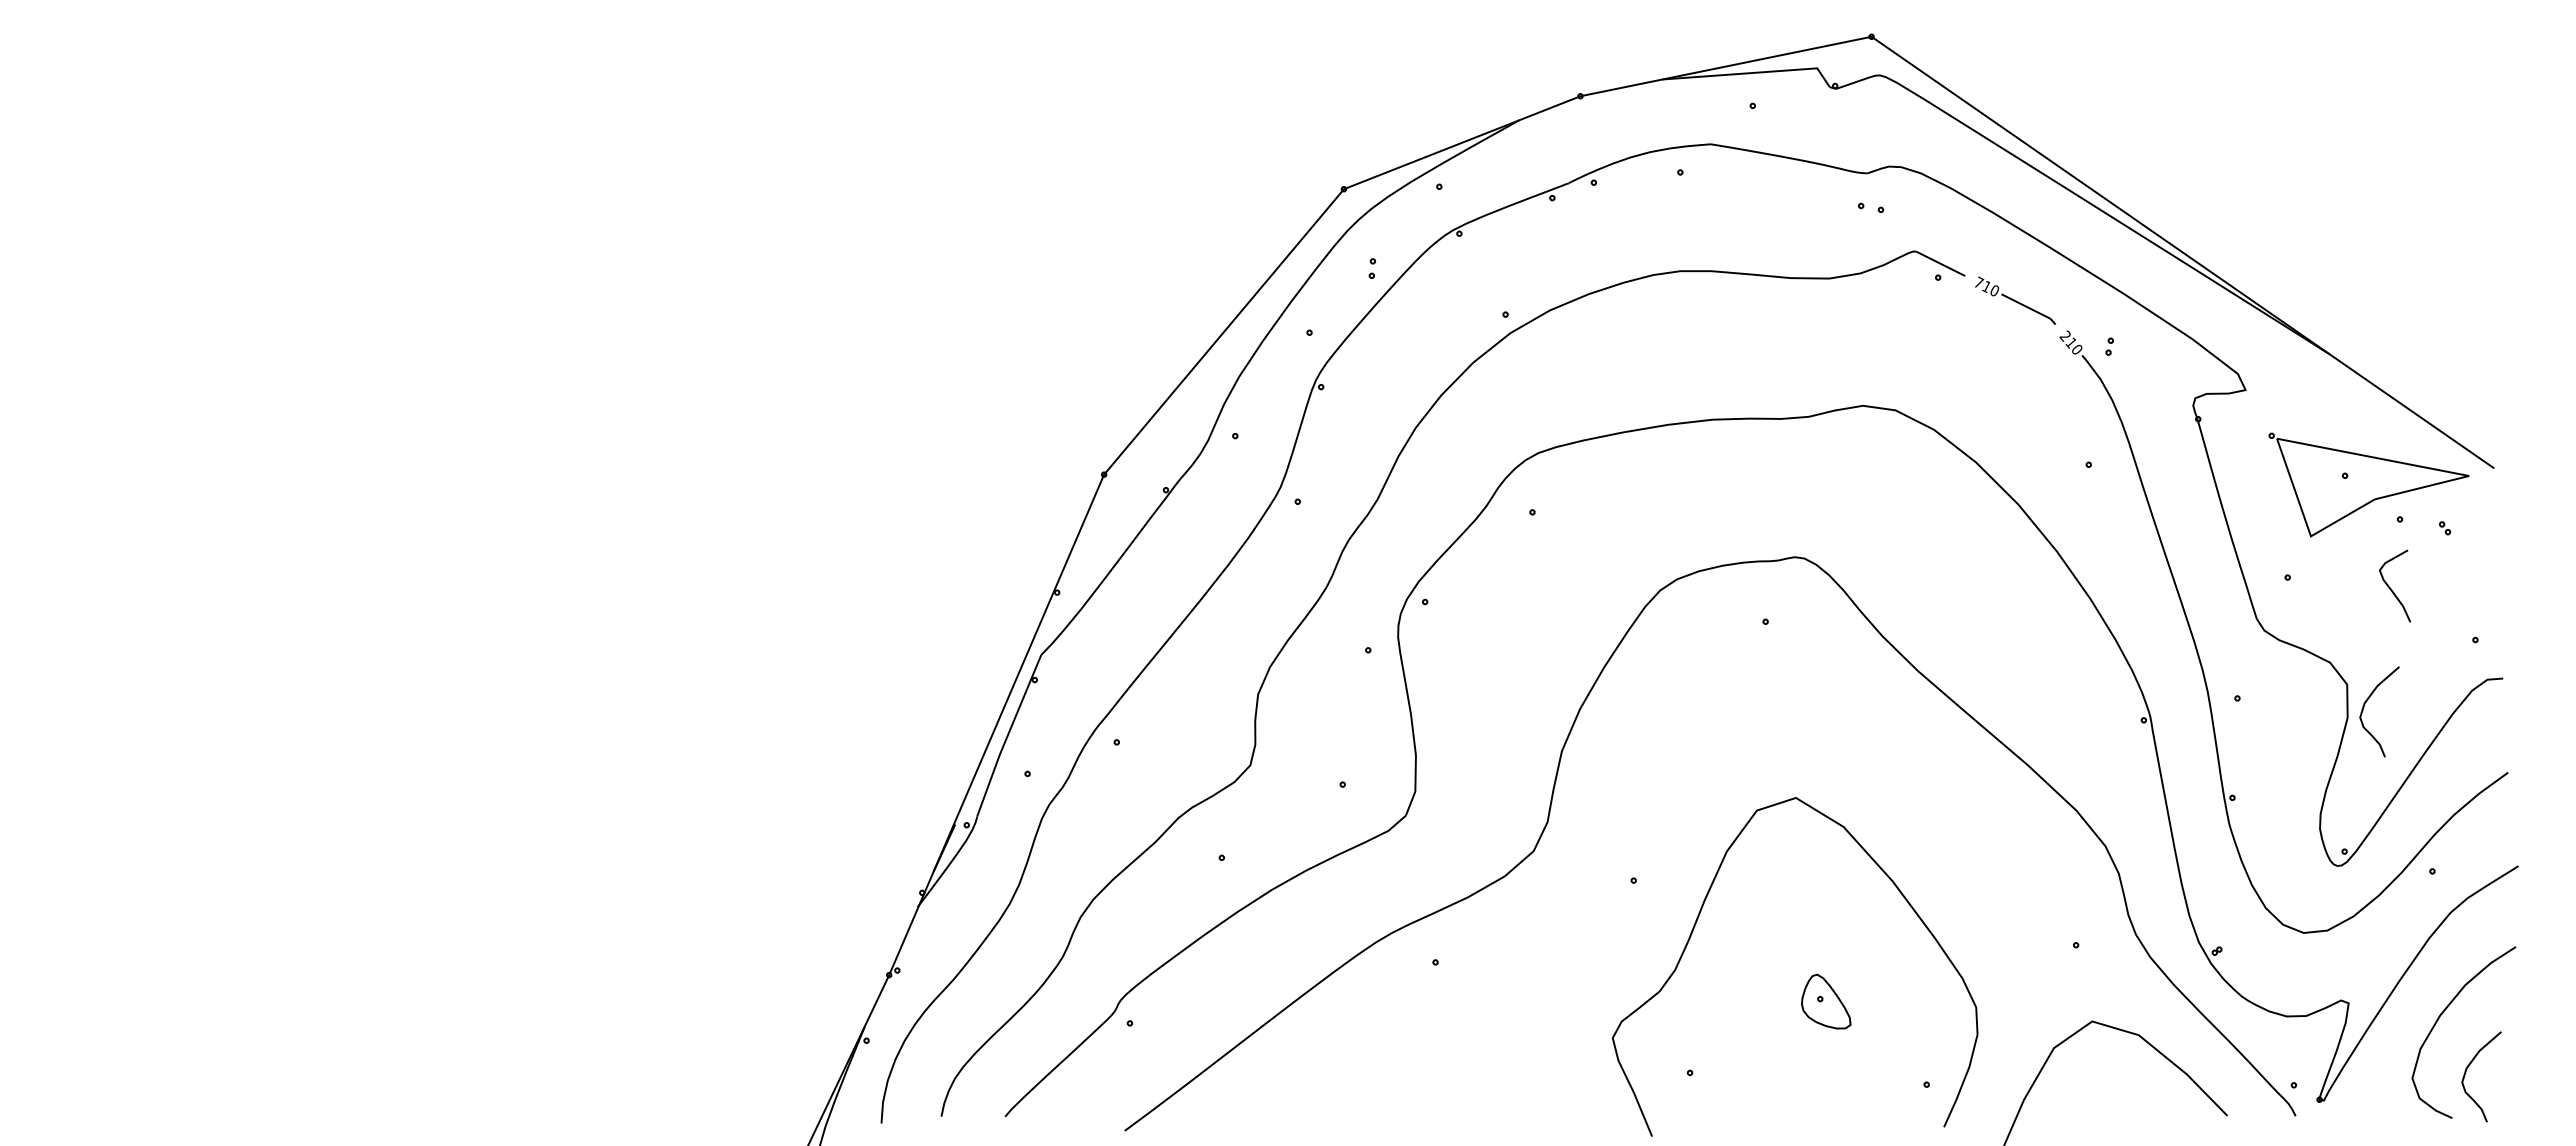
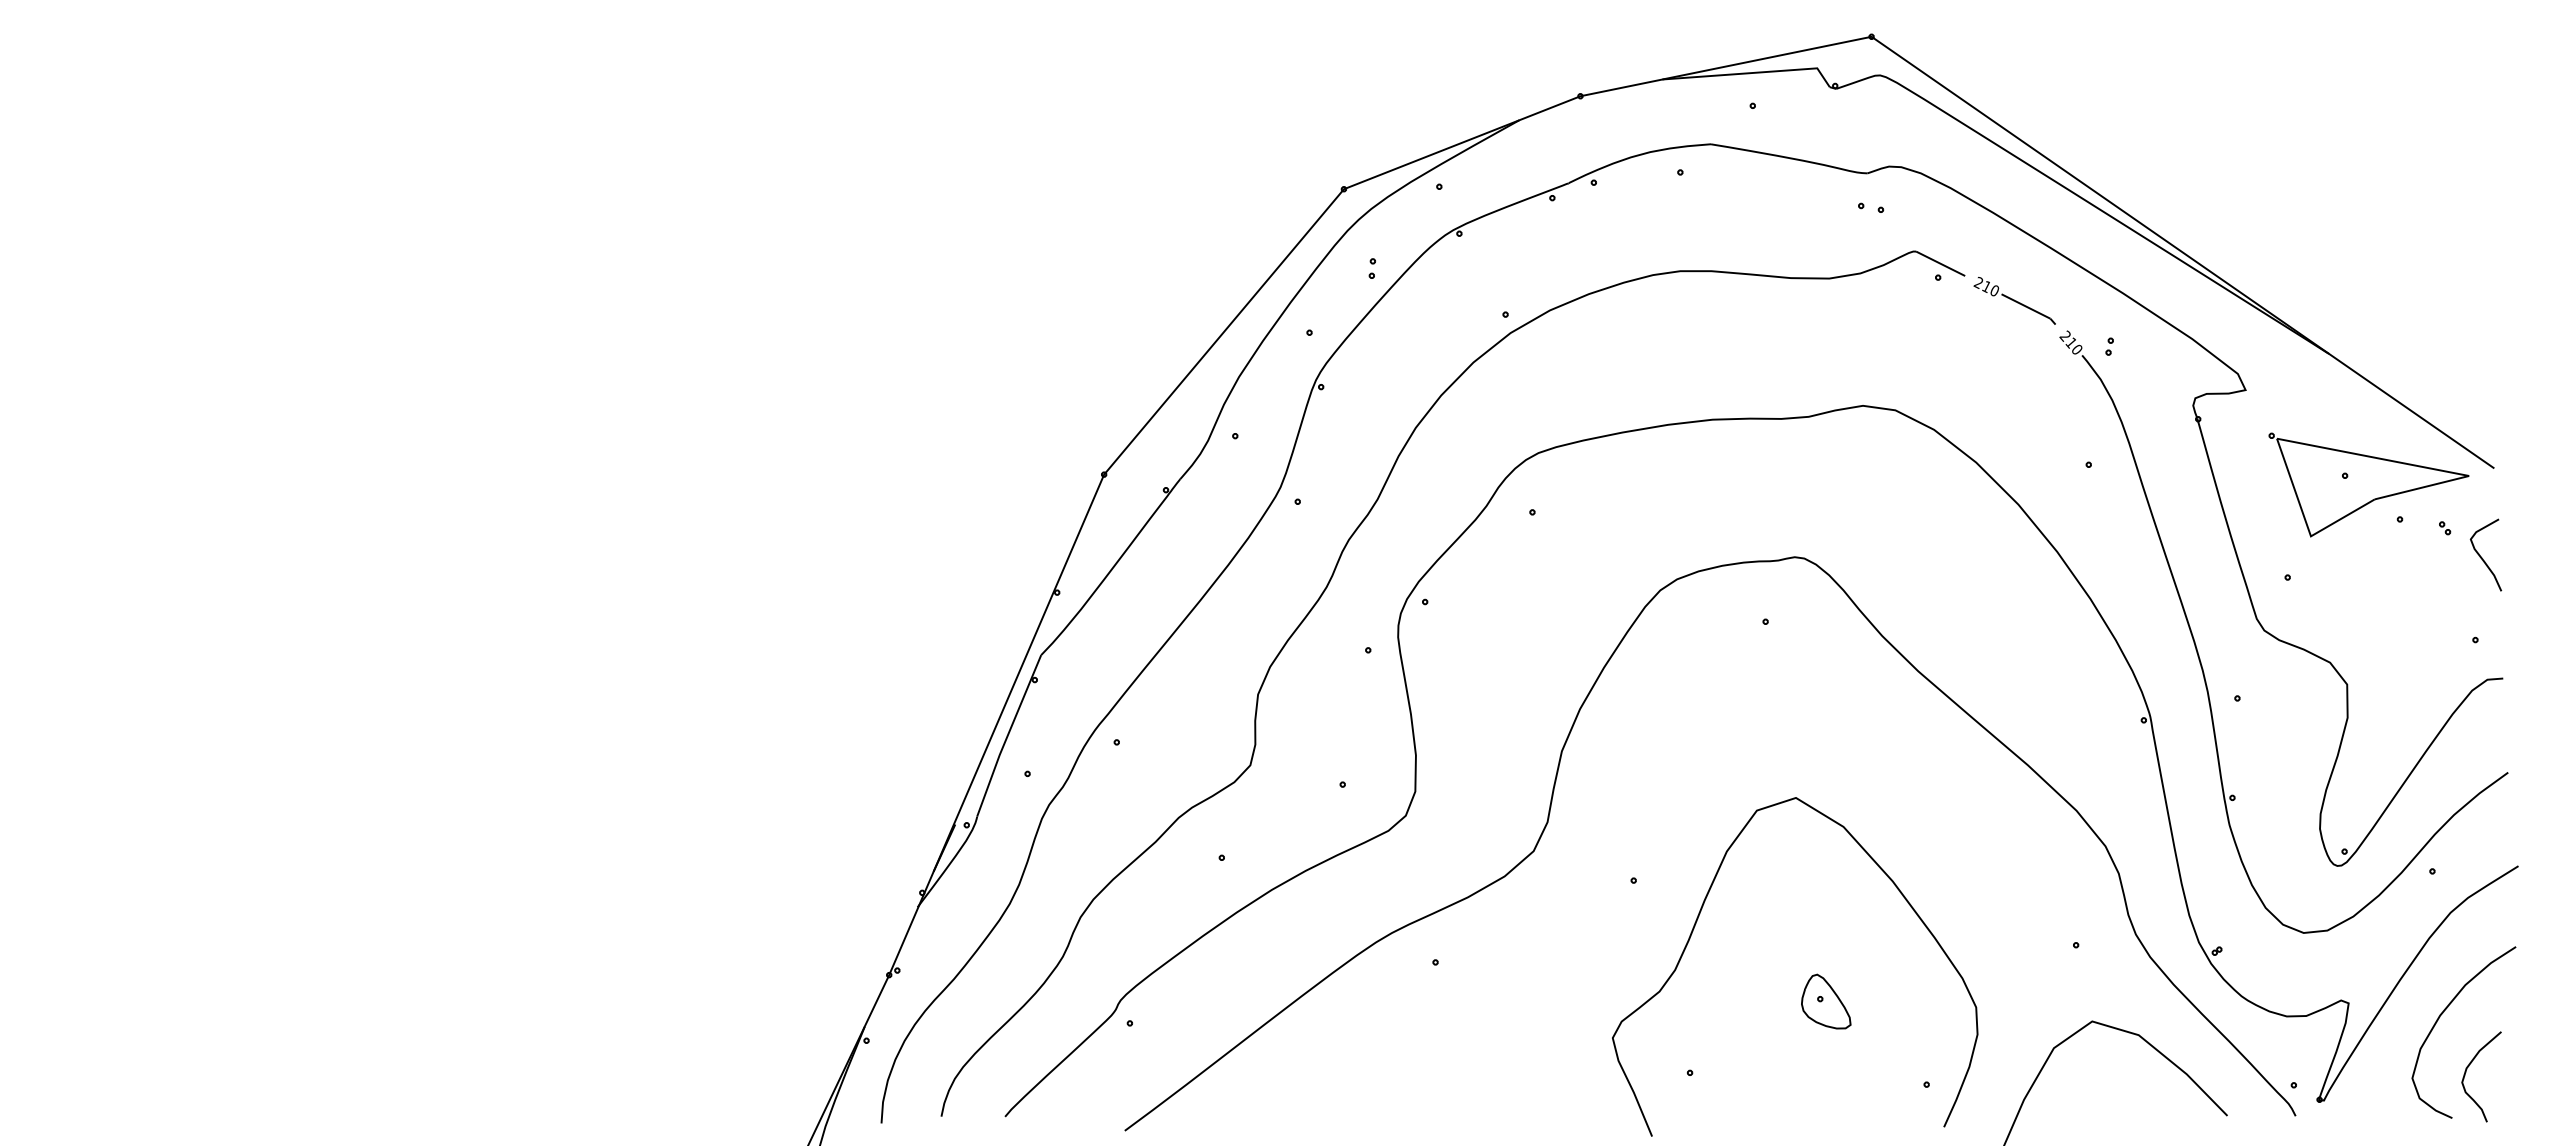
text: 710 -> 210 (1978, 282)
curve position: (2391, 588) -> (2482, 557) (2482, 557)
curve: present -> none (2364, 707)
